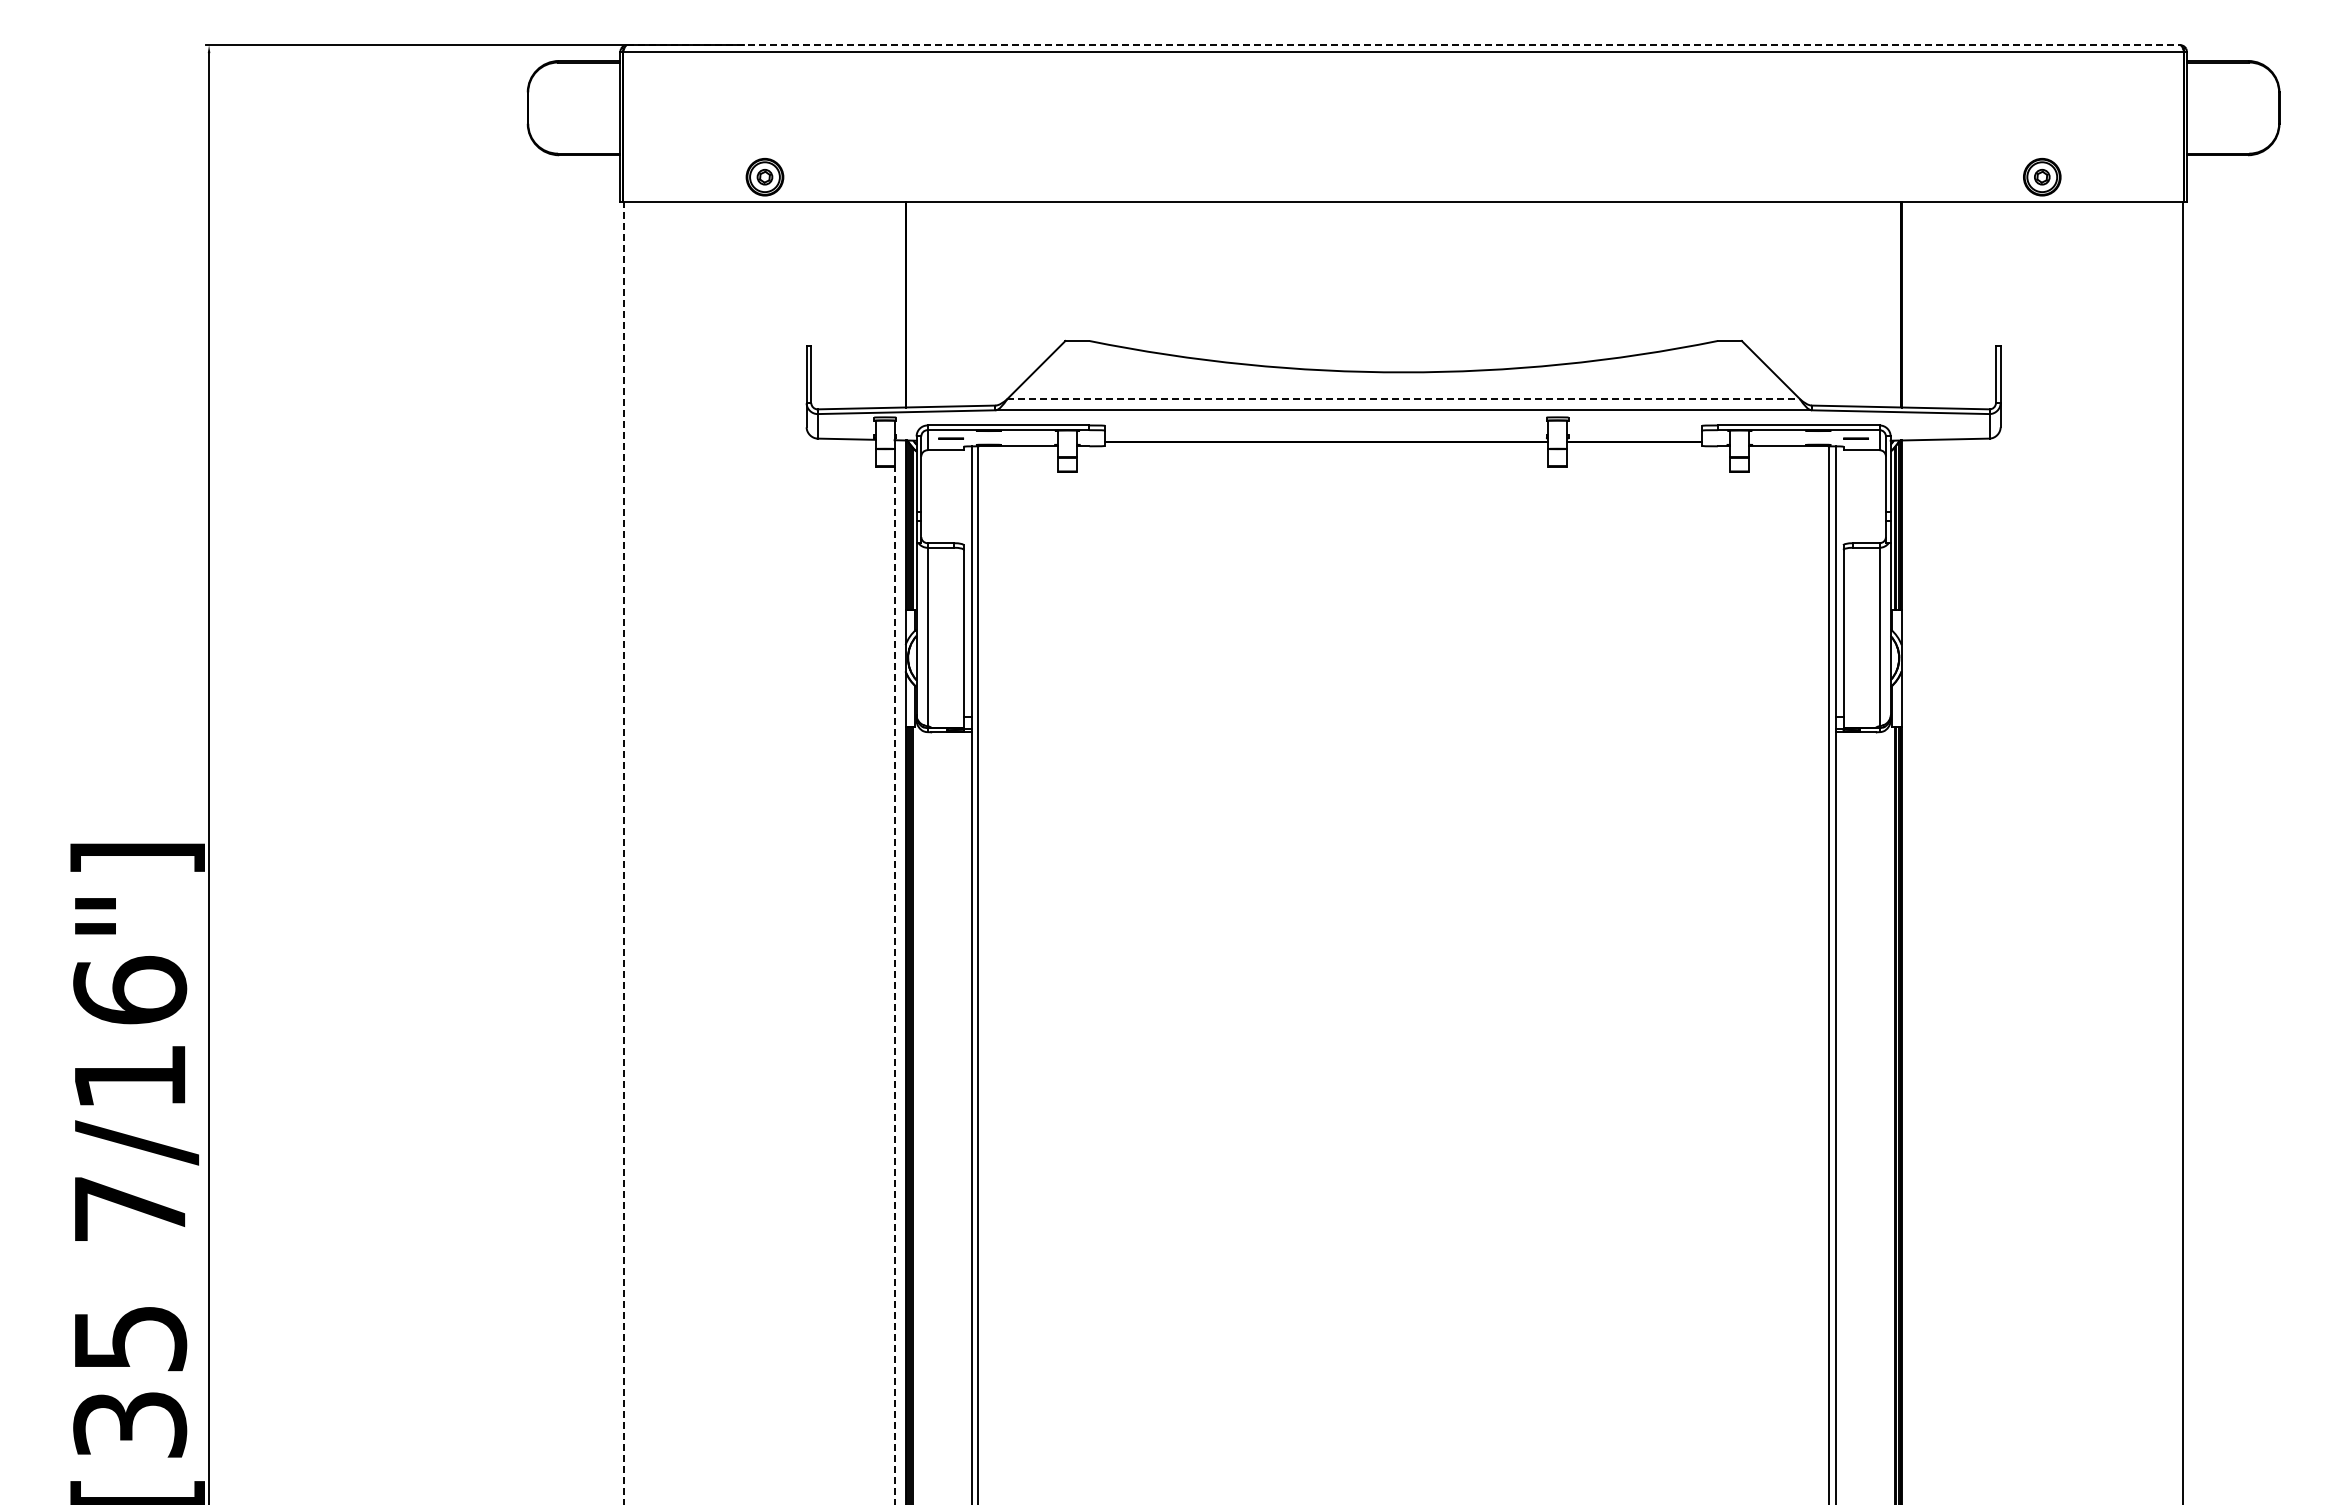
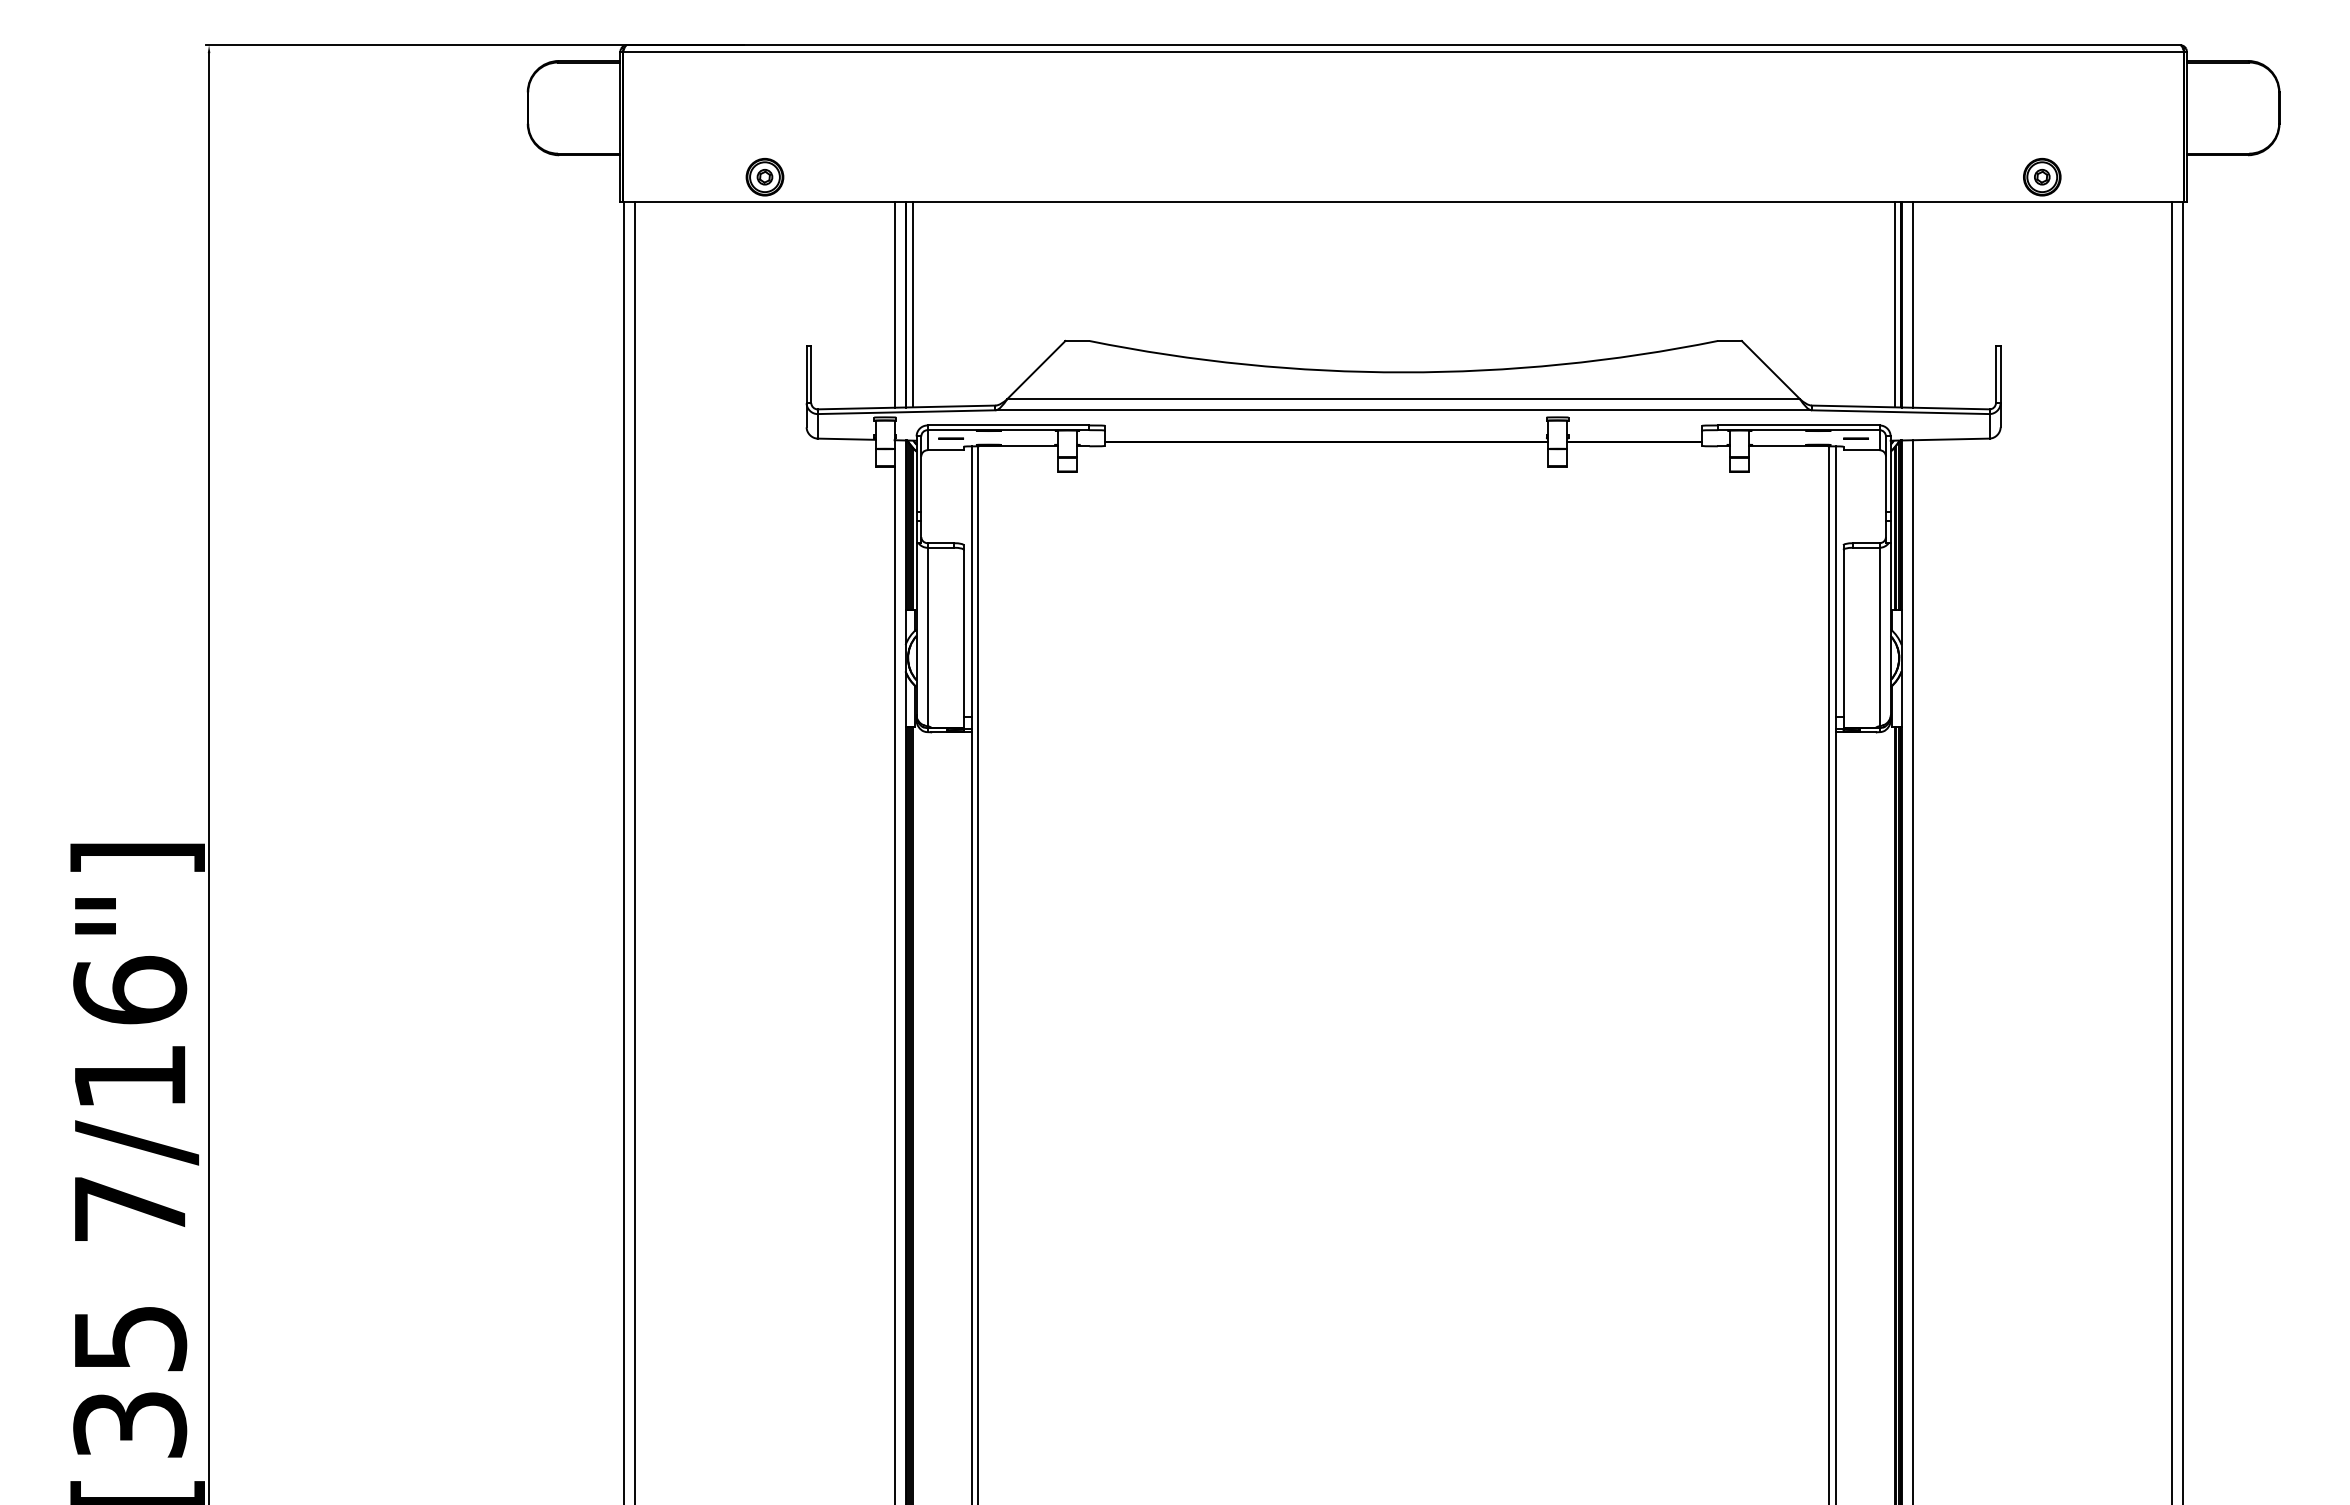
line: dashed -> solid (1403, 45)
line: none -> present (894, 304)
line: none -> present (912, 304)
line: none -> present (1894, 304)
line: none -> present (1912, 304)
line: dashed -> solid (1404, 399)
line: none -> present (635, 851)
line: none -> present (2171, 851)
line: dashed -> solid (624, 853)
line: none -> present (1912, 970)
line: dashed -> solid (894, 985)
